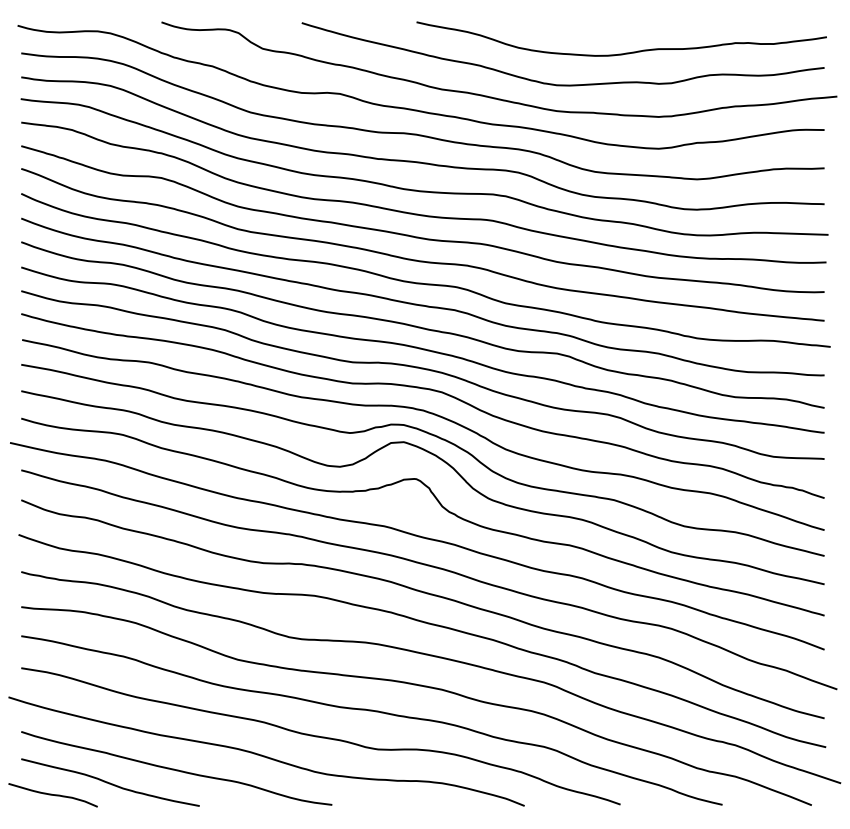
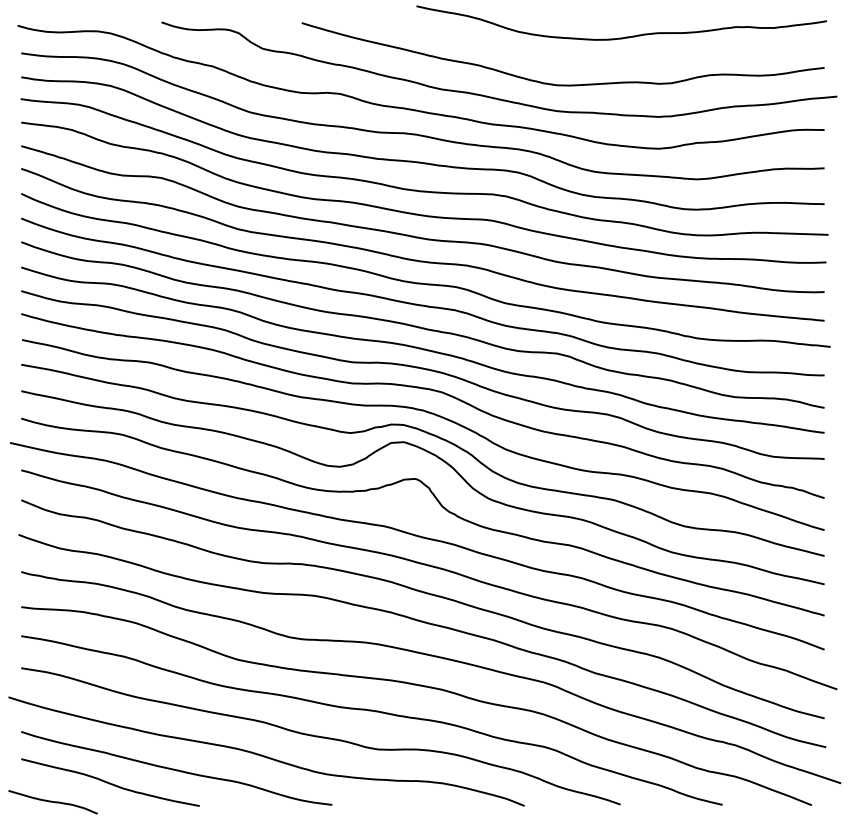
curve position: (625, 52) -> (625, 36) (625, 36)
curve position: (52, 795) -> (52, 802) (52, 802)
